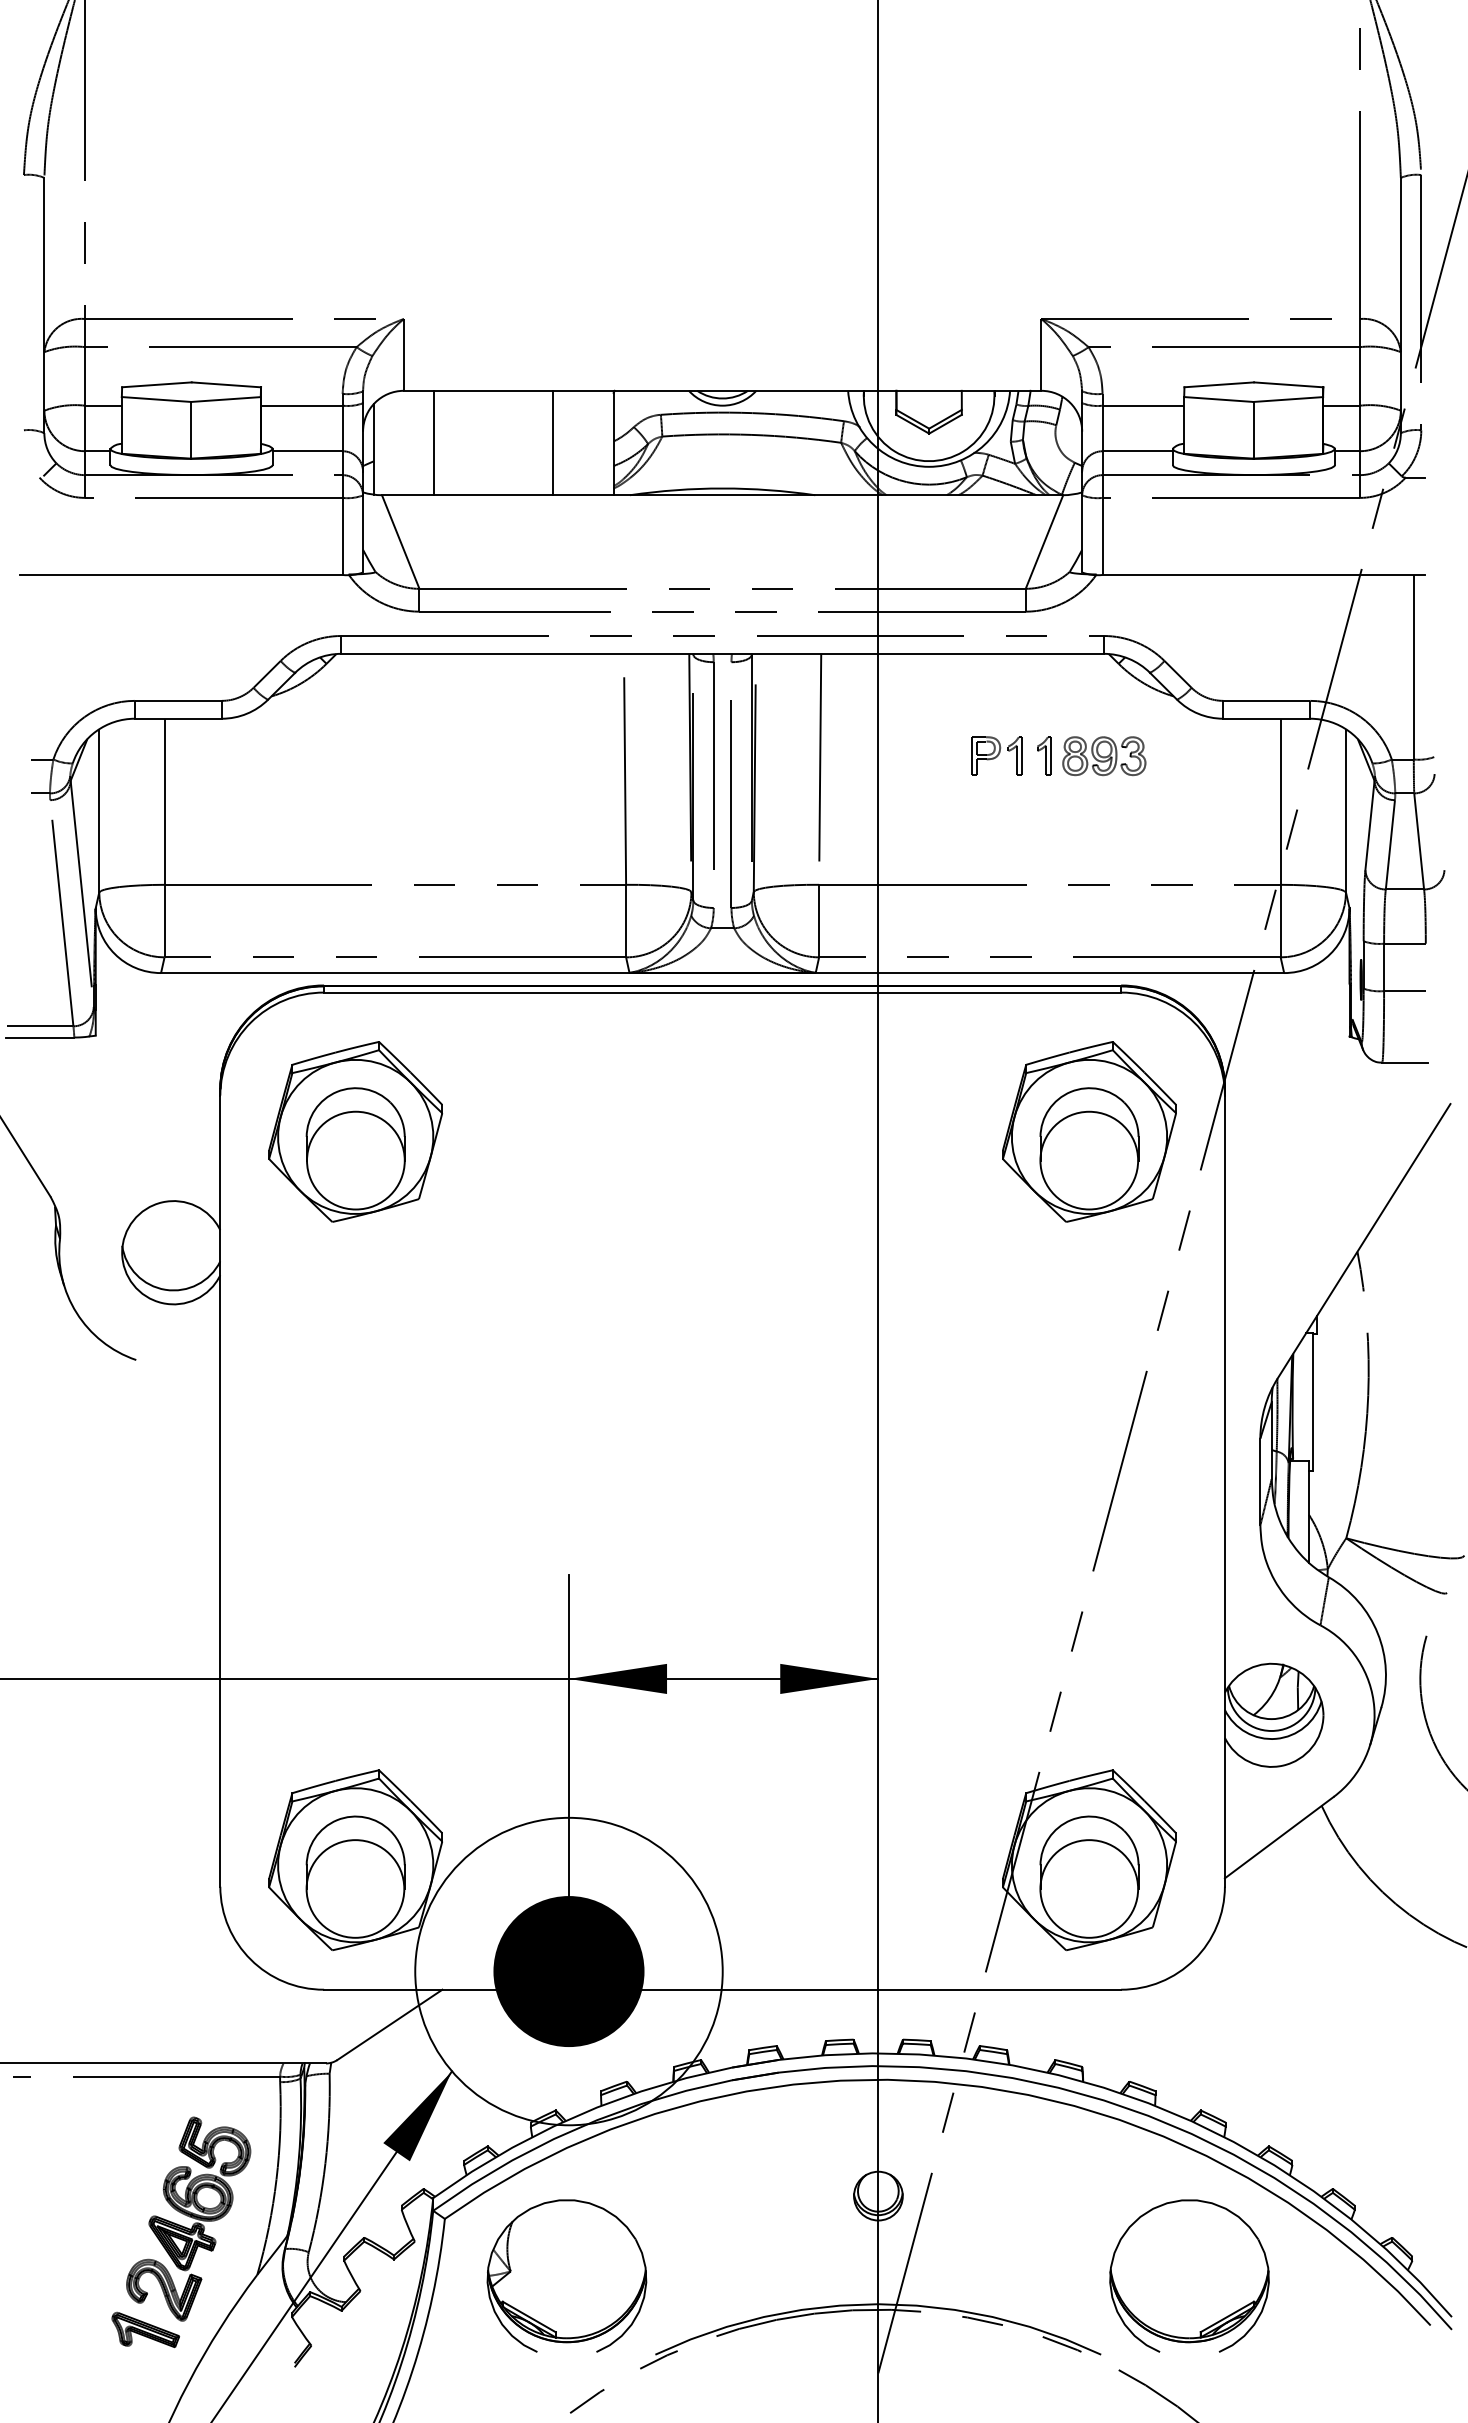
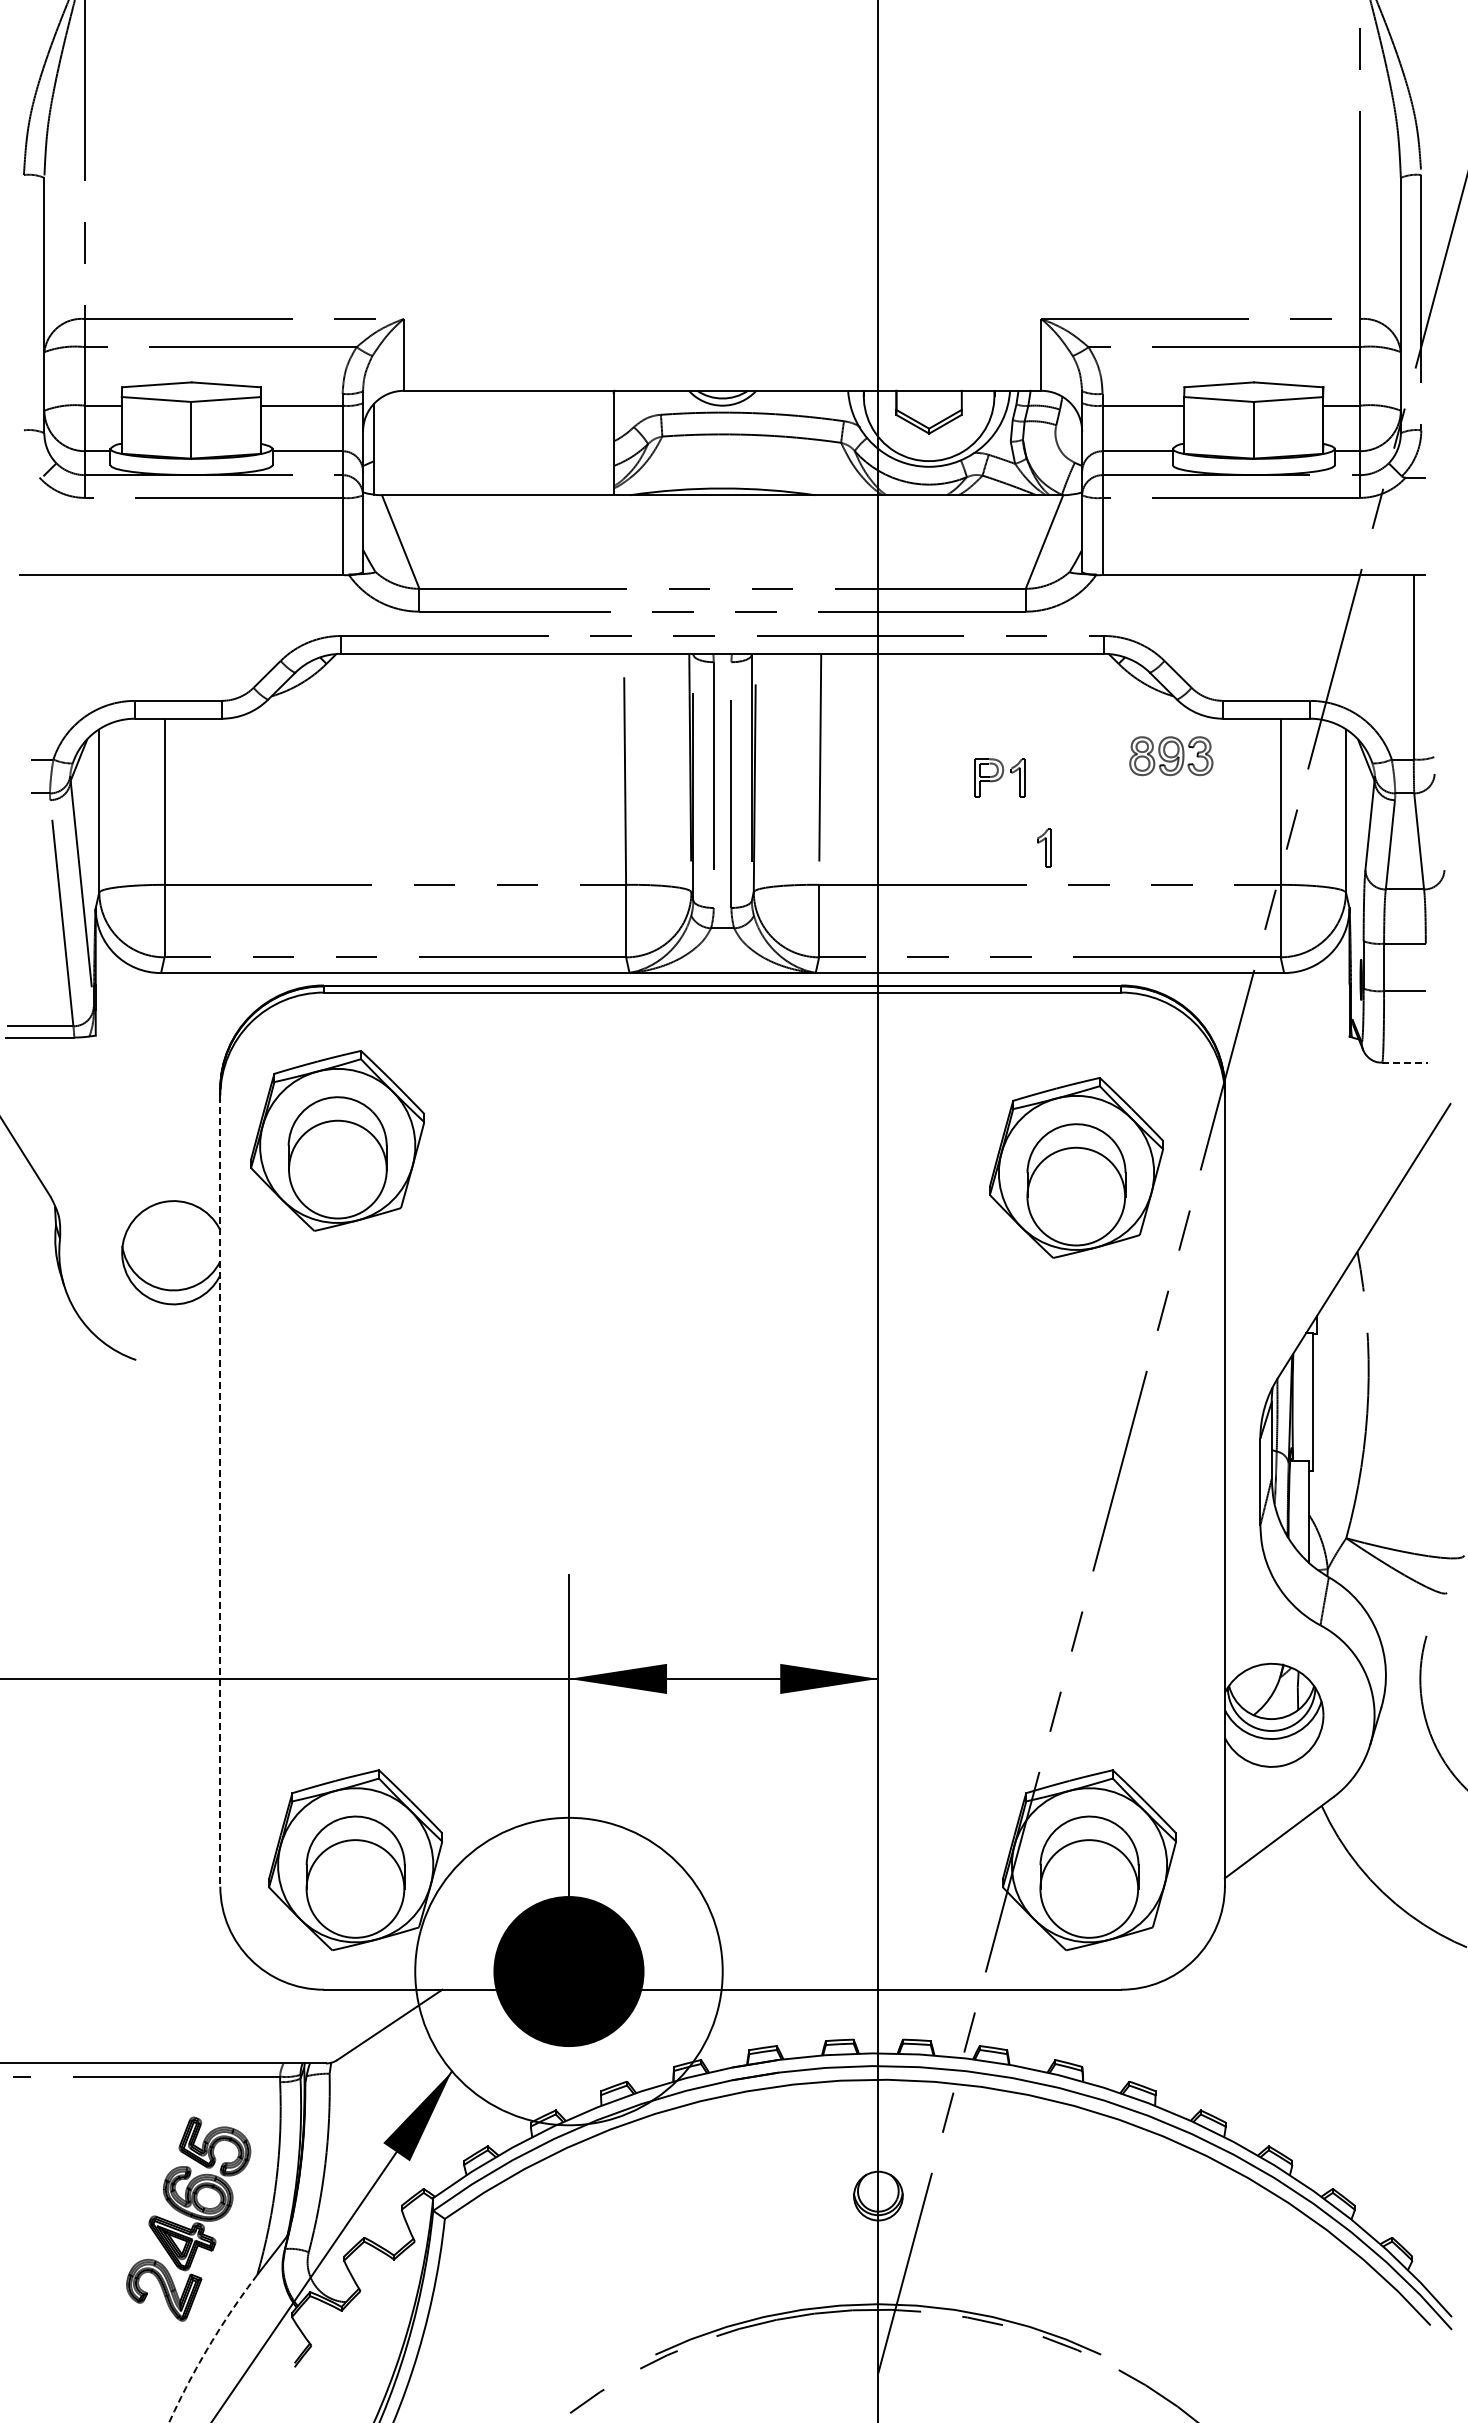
line: present -> none (433, 442)
line: present -> none (553, 442)
part position: (996, 755) -> (999, 777) (999, 777)
part position: (1044, 755) -> (1044, 847) (1044, 847)
part position: (1104, 756) -> (1171, 756) (1171, 756)
line: solid -> dashed (1404, 1062)
part position: (355, 1131) -> (337, 1140) (337, 1140)
part position: (1089, 1131) -> (1076, 1167) (1076, 1167)
line: solid -> dashed (220, 1491)
part: present -> none (566, 2275)
part: present -> none (1189, 2275)
part: present -> none (145, 2329)
arc: solid -> dashed (209, 2346)
